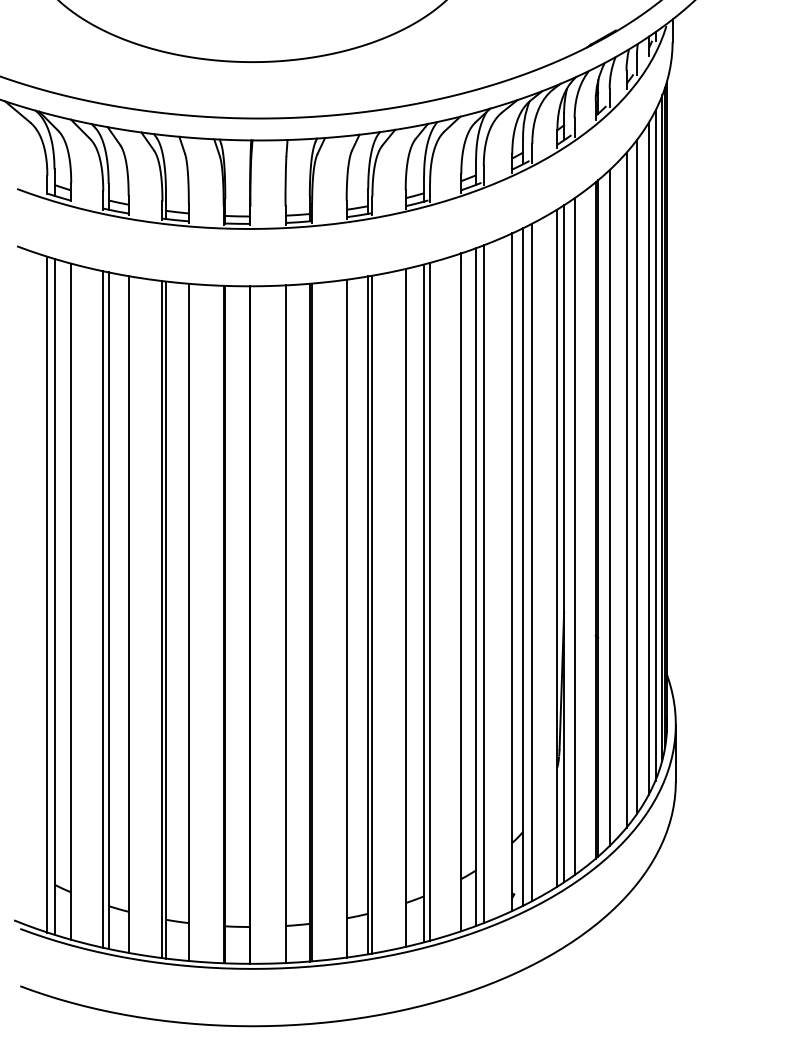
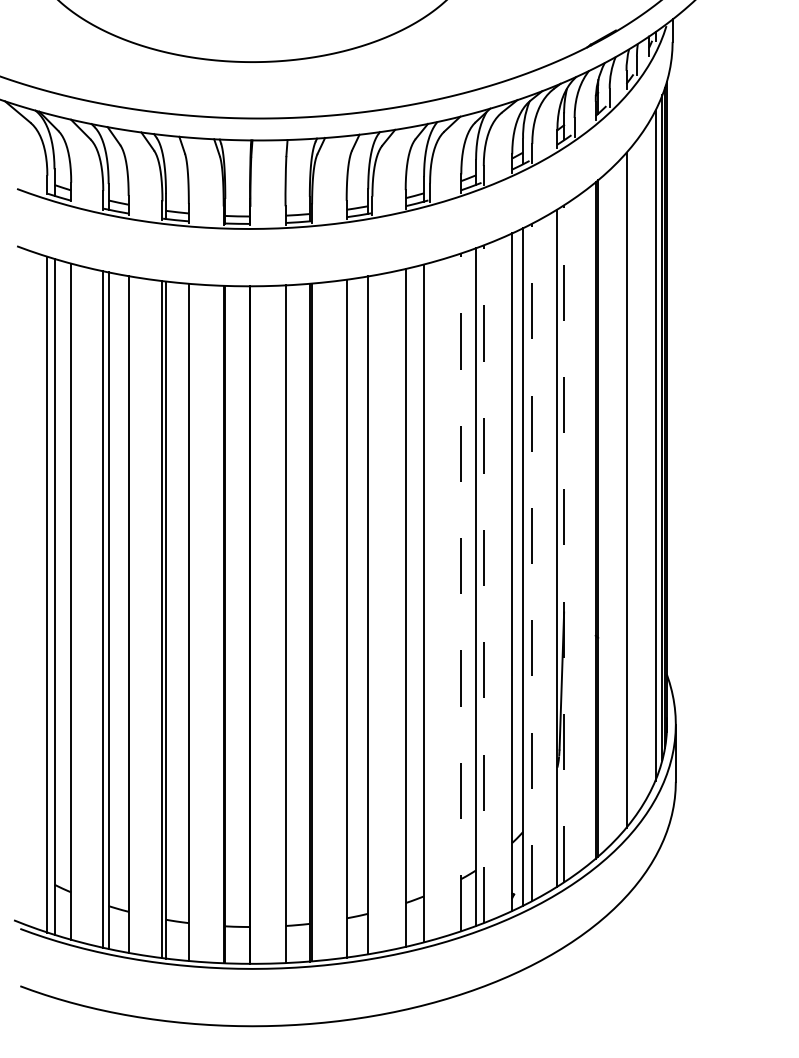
line: present -> none (648, 458)
line: present -> none (636, 477)
line: present -> none (609, 507)
line: present -> none (574, 536)
line: solid -> dashed (564, 543)
line: solid -> dashed (532, 562)
line: solid -> dashed (483, 584)
line: solid -> dashed (461, 592)
line: present -> none (430, 601)
line: present -> none (372, 614)
